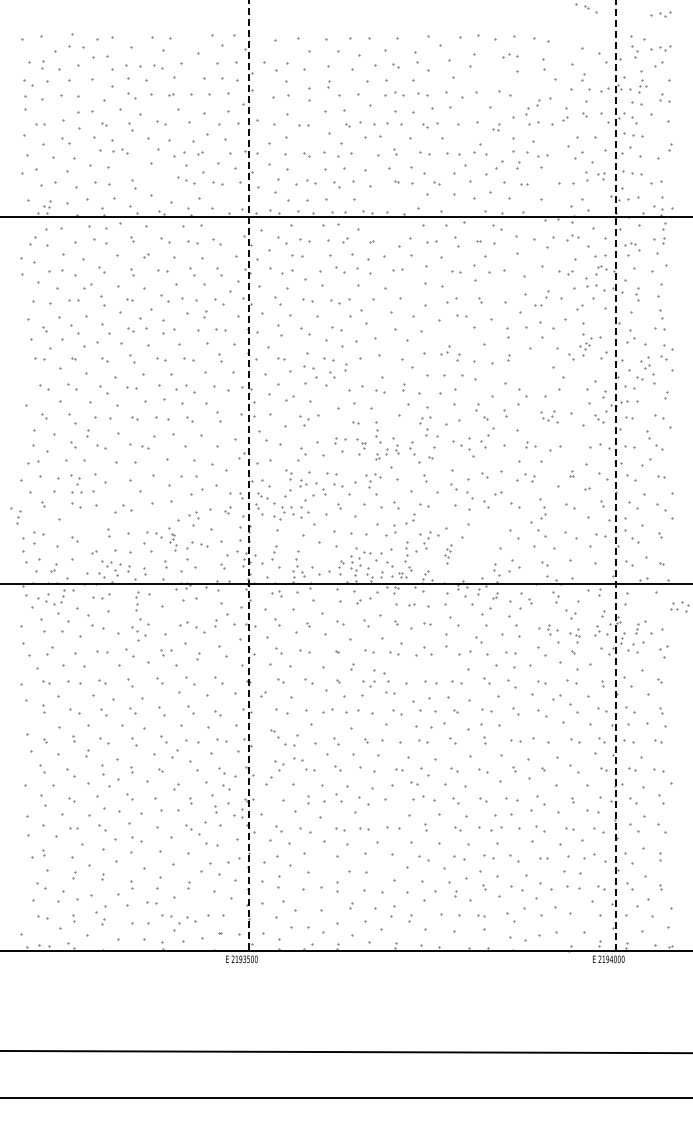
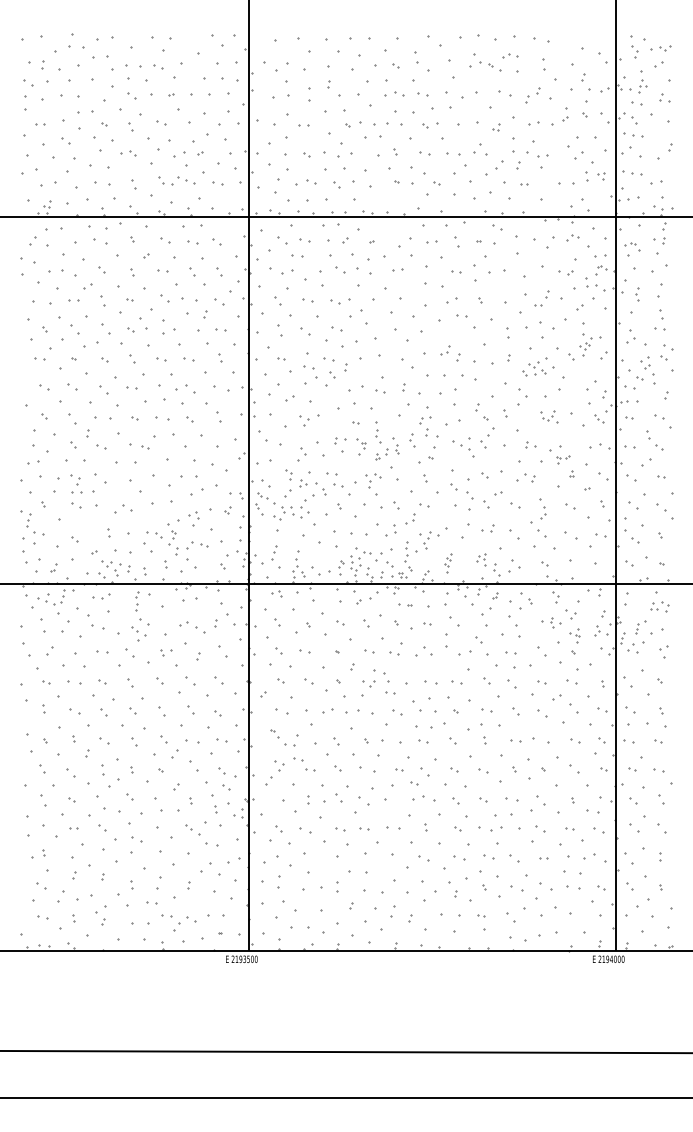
part position: (586, 8) -> (490, 66) (490, 66)
part: present -> none (660, 14)
part position: (532, 107) -> (532, 95) (532, 95)
part position: (120, 151) -> (128, 153) (128, 153)
part: none -> present (165, 180)
part: none -> present (534, 366)
part position: (412, 448) -> (412, 440) (412, 440)
part: none -> present (563, 459)
line: dashed -> solid (616, 475)
line: dashed -> solid (249, 476)
part position: (15, 515) -> (25, 518) (25, 518)
part: none -> present (487, 528)
part size: 10x25 px -> 12x33 px (172, 539)
part position: (448, 554) -> (448, 563) (448, 563)
part: none -> present (481, 559)
part size: 21x4 px -> 15x4 px (405, 604)
part position: (679, 606) -> (659, 606) (659, 606)
part position: (548, 629) -> (551, 622) (551, 622)
